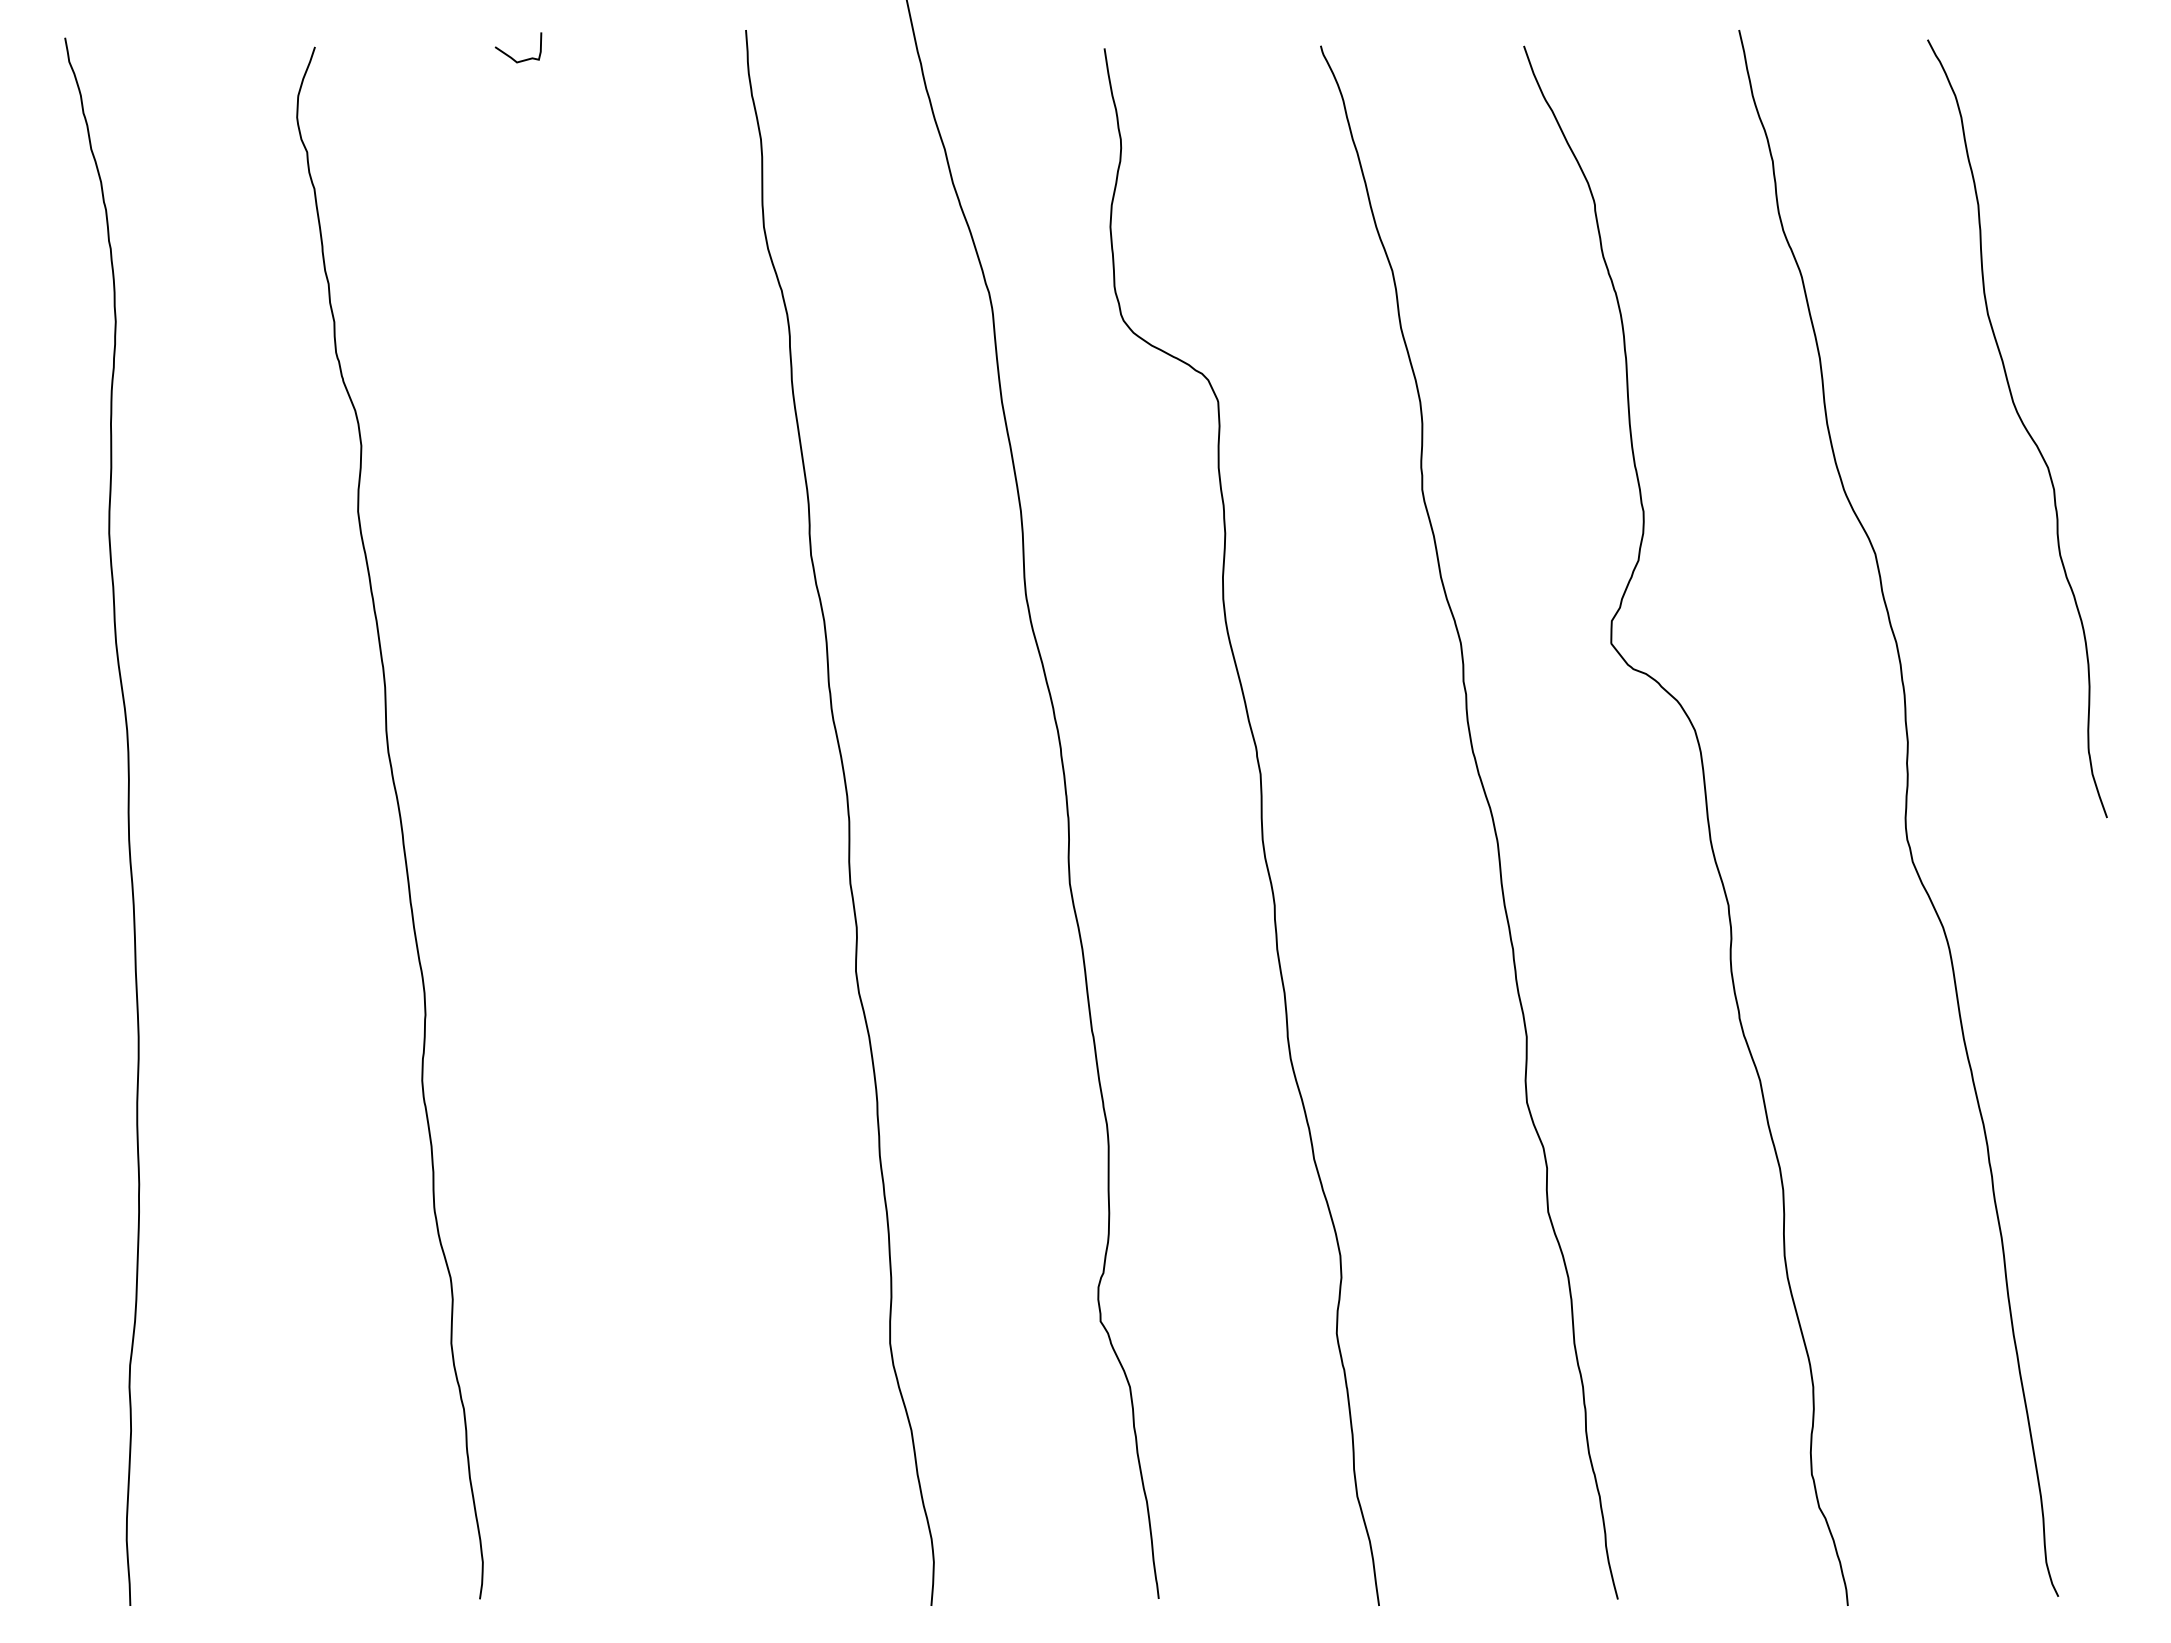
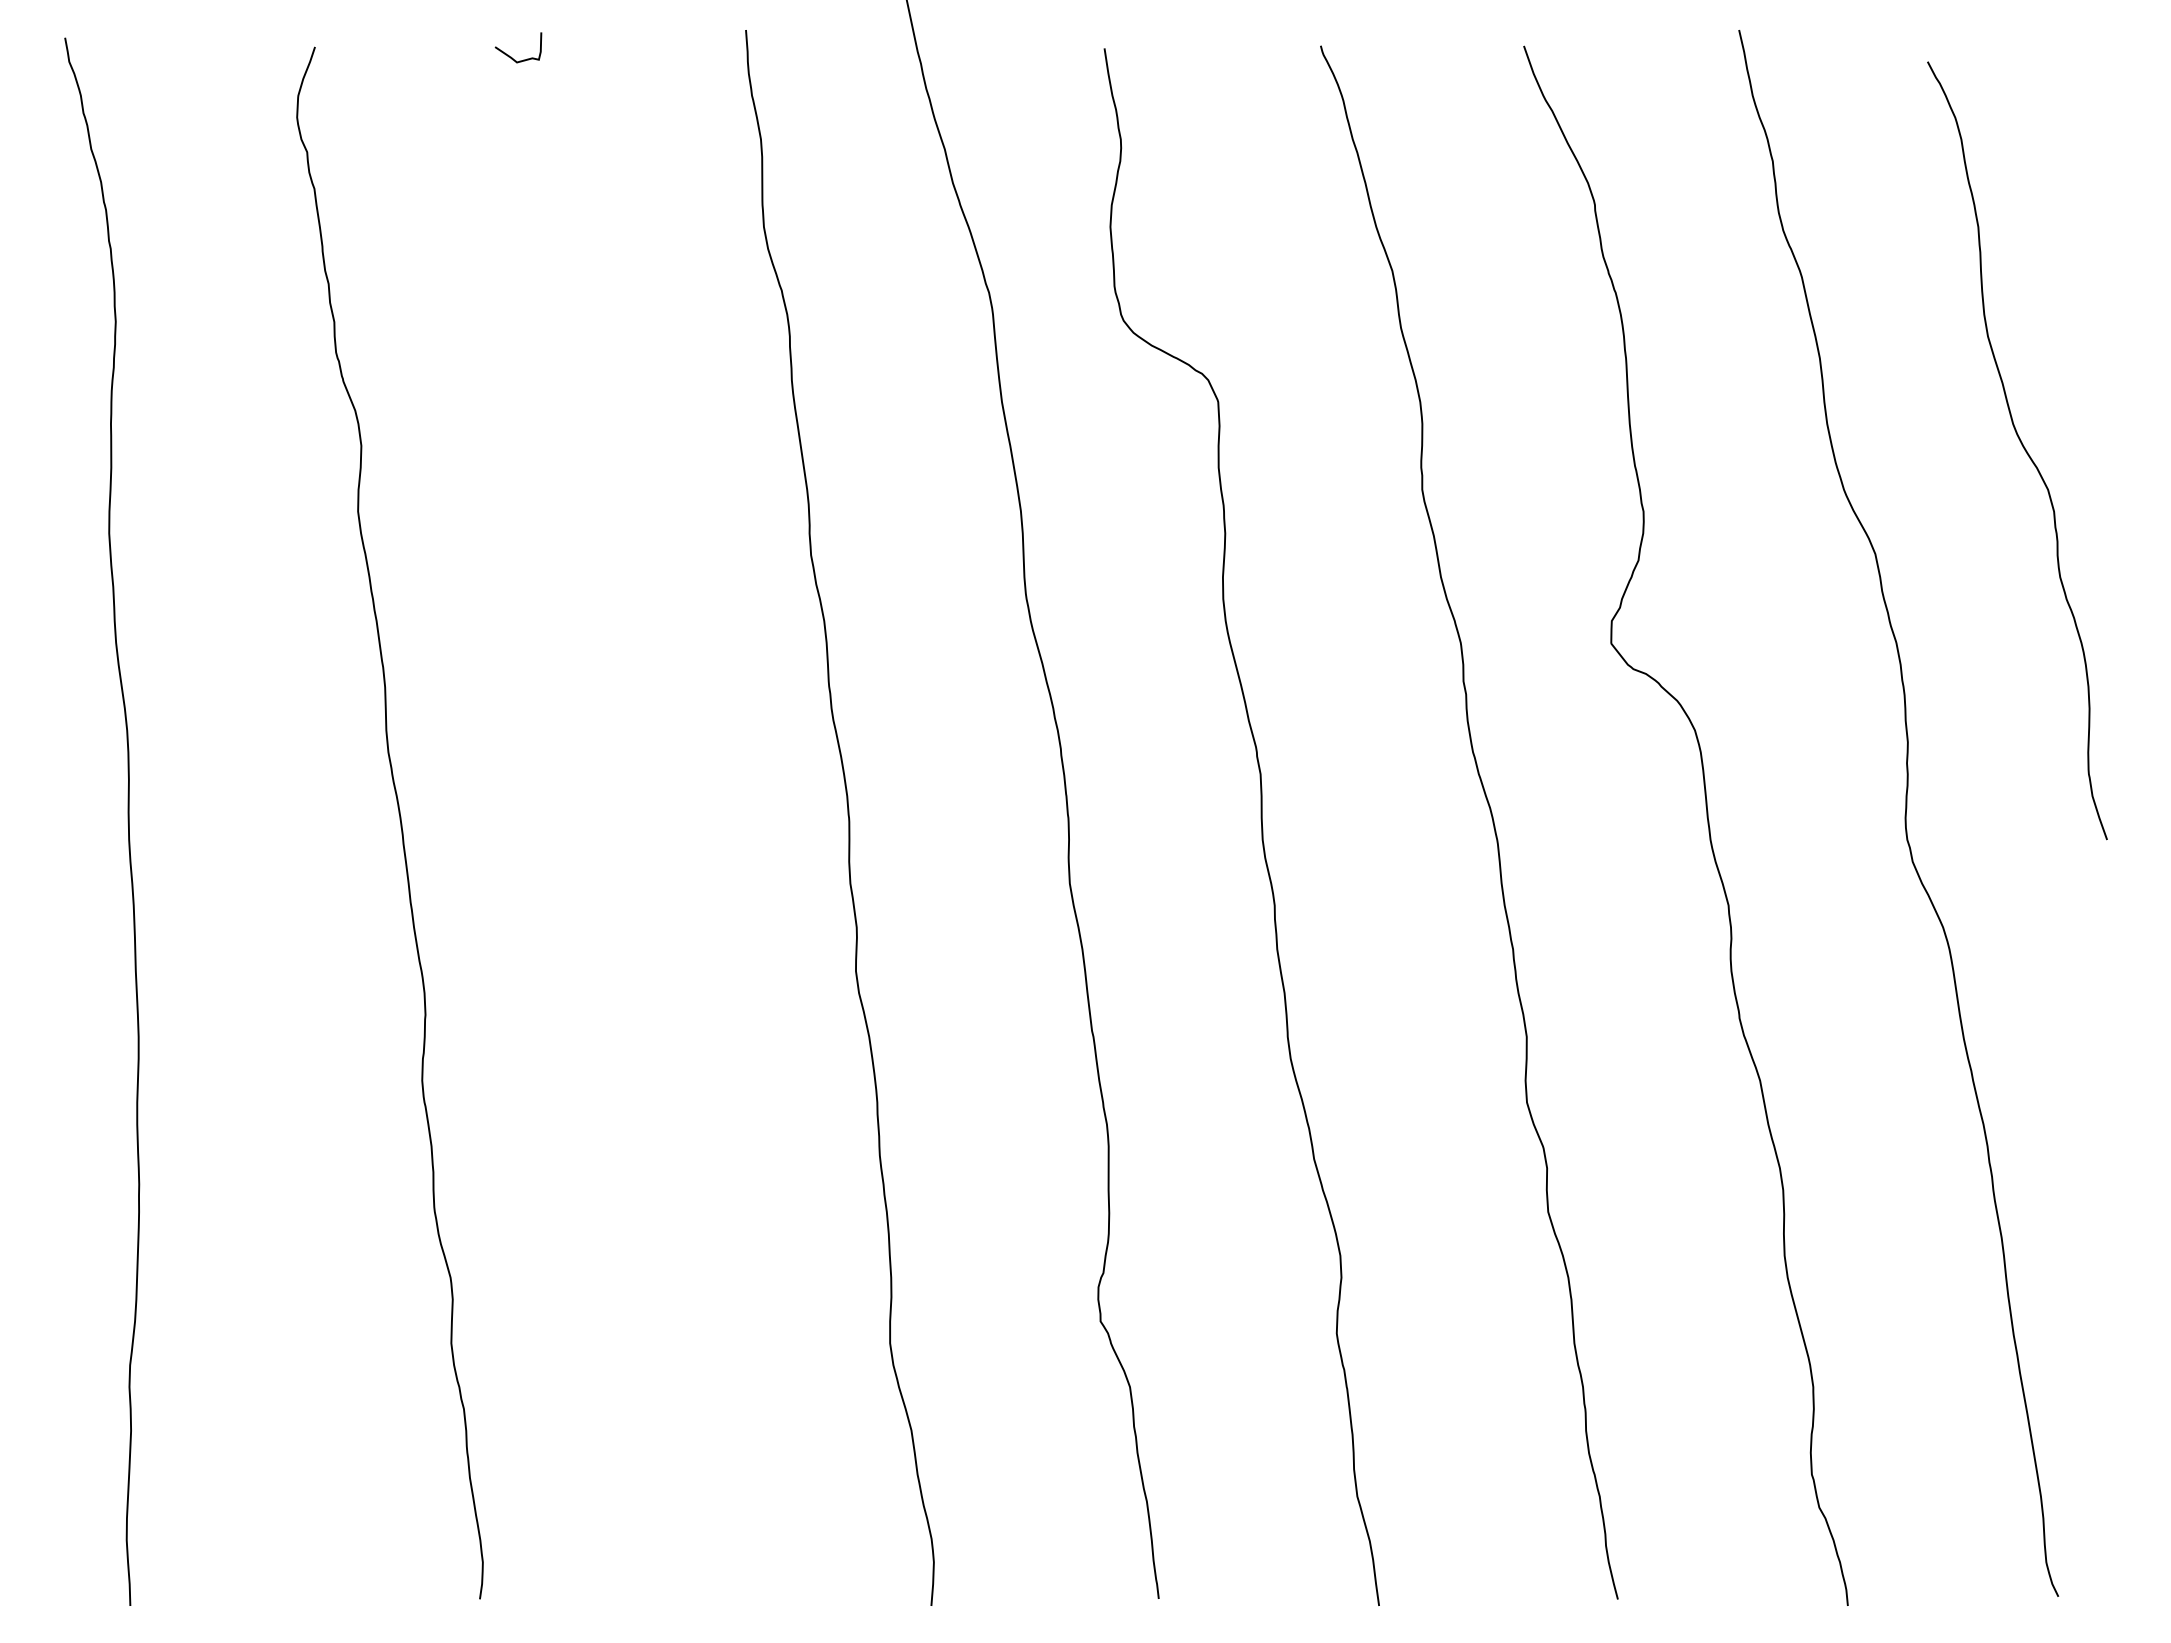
curve position: (2022, 425) -> (2022, 447) (2022, 447)
